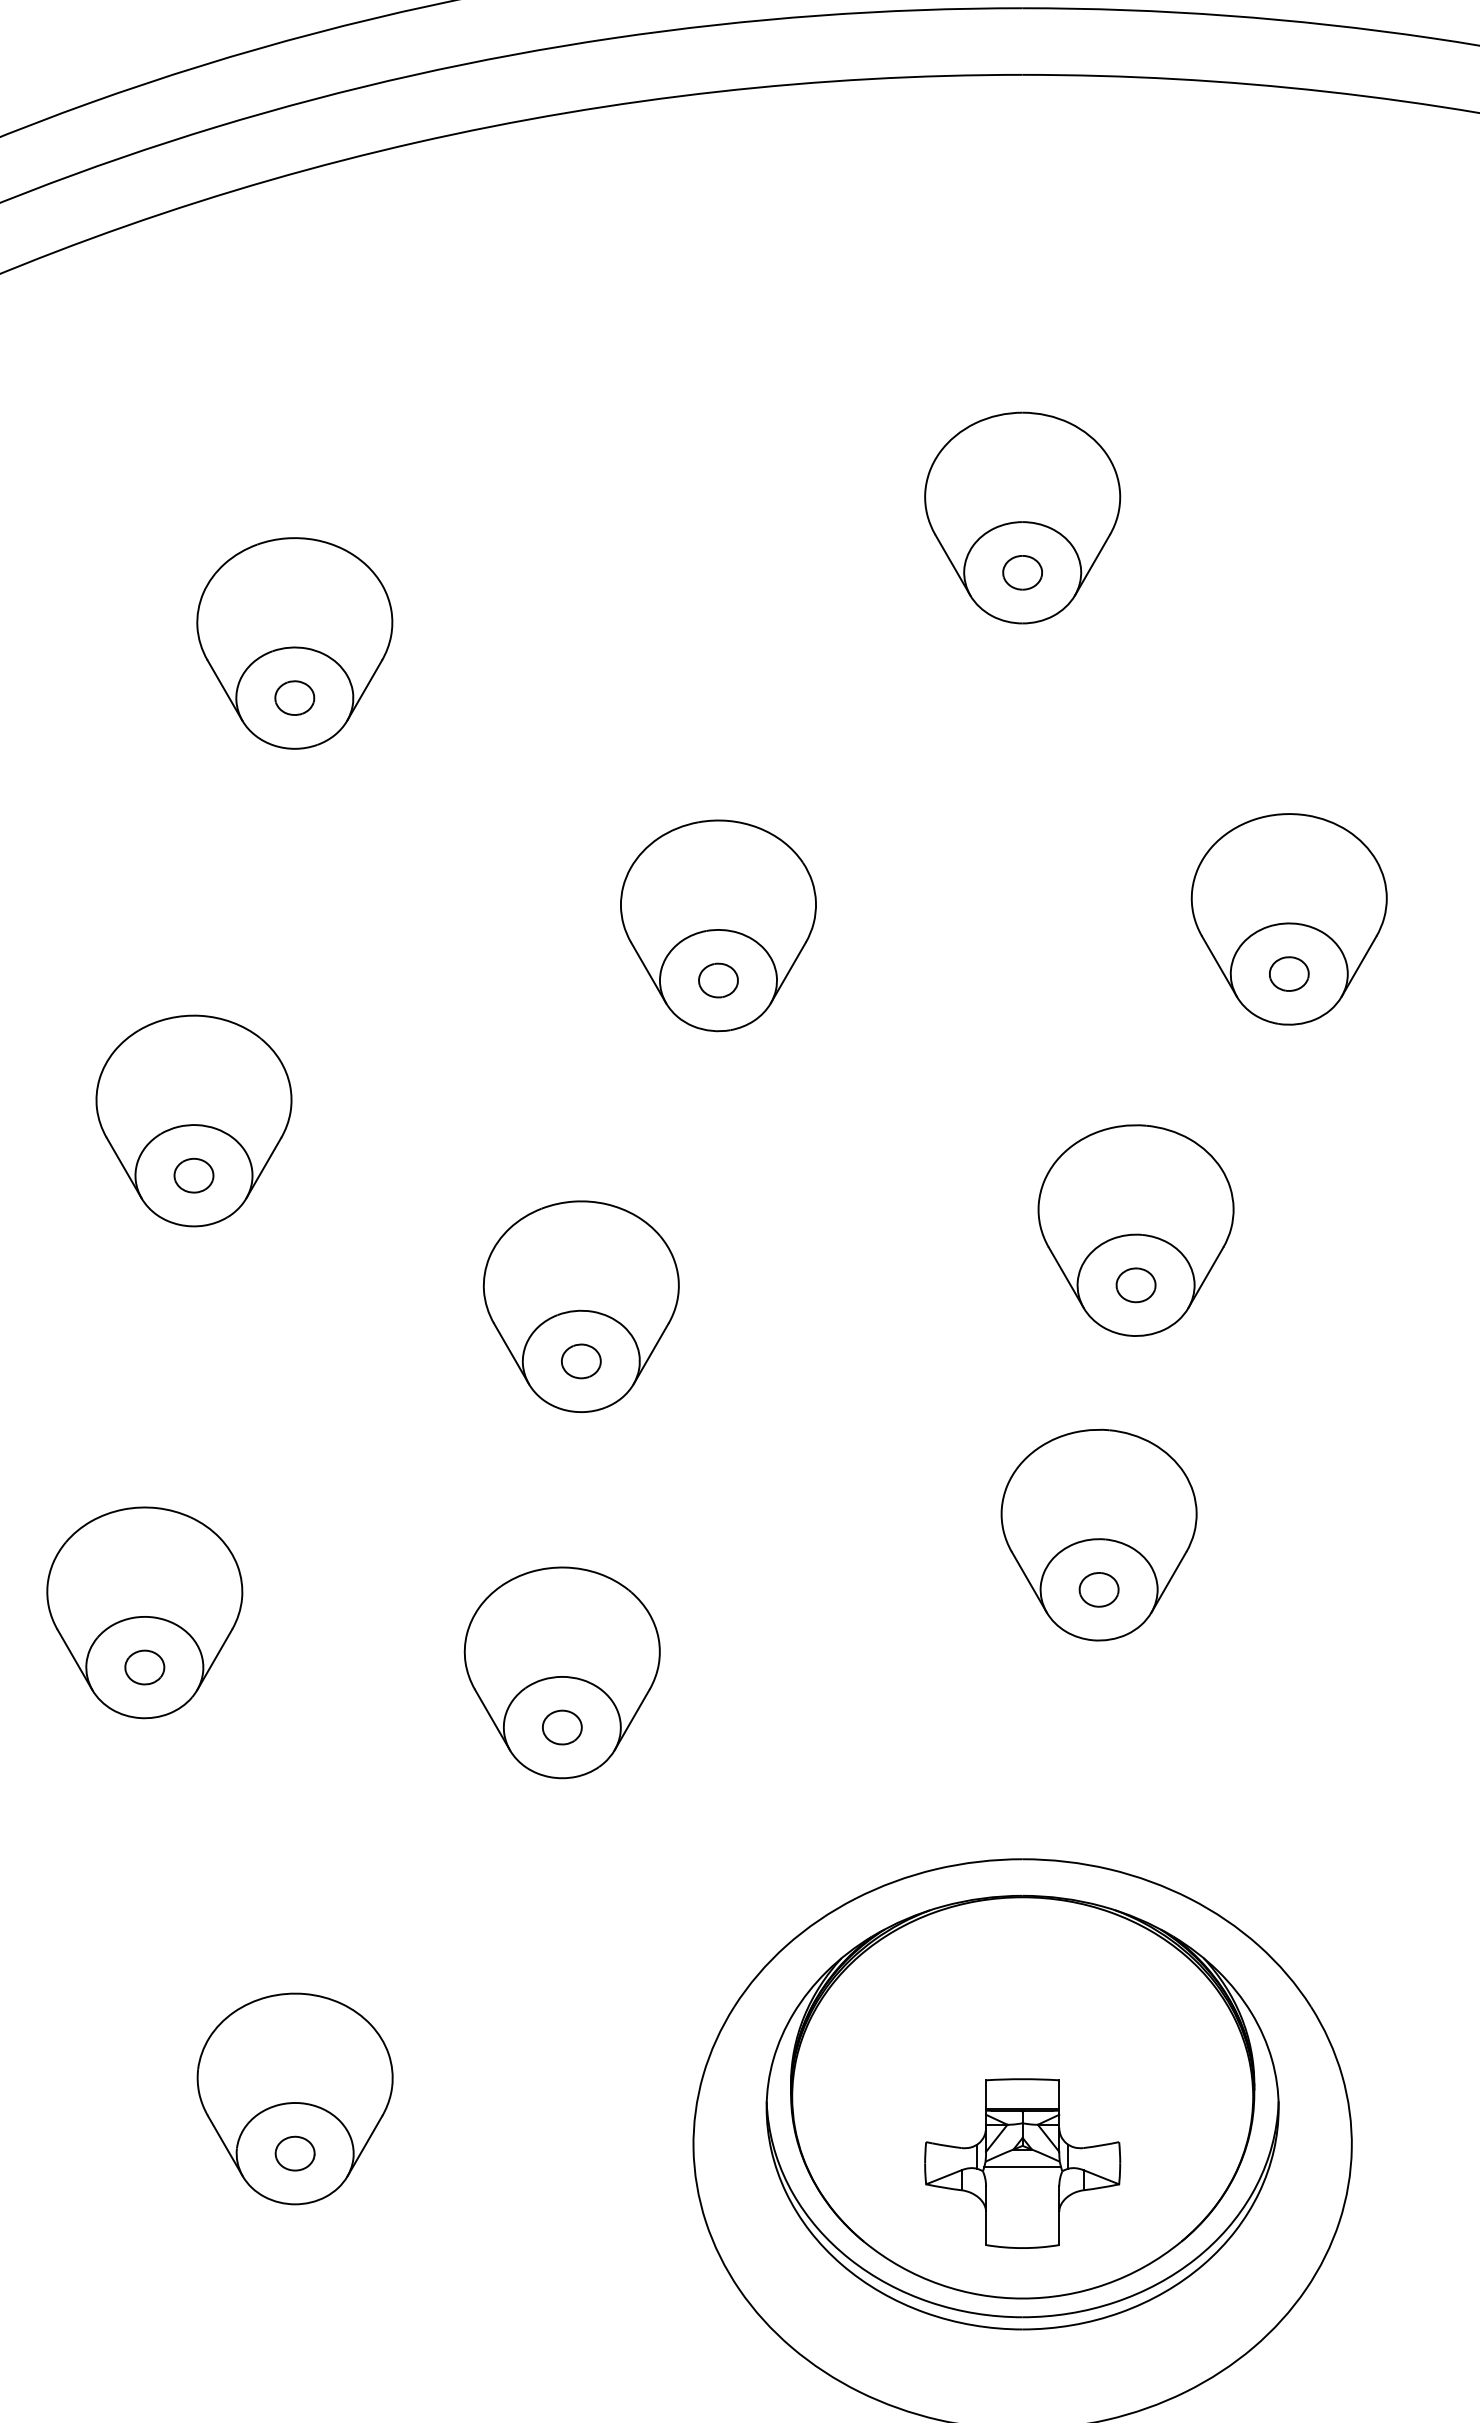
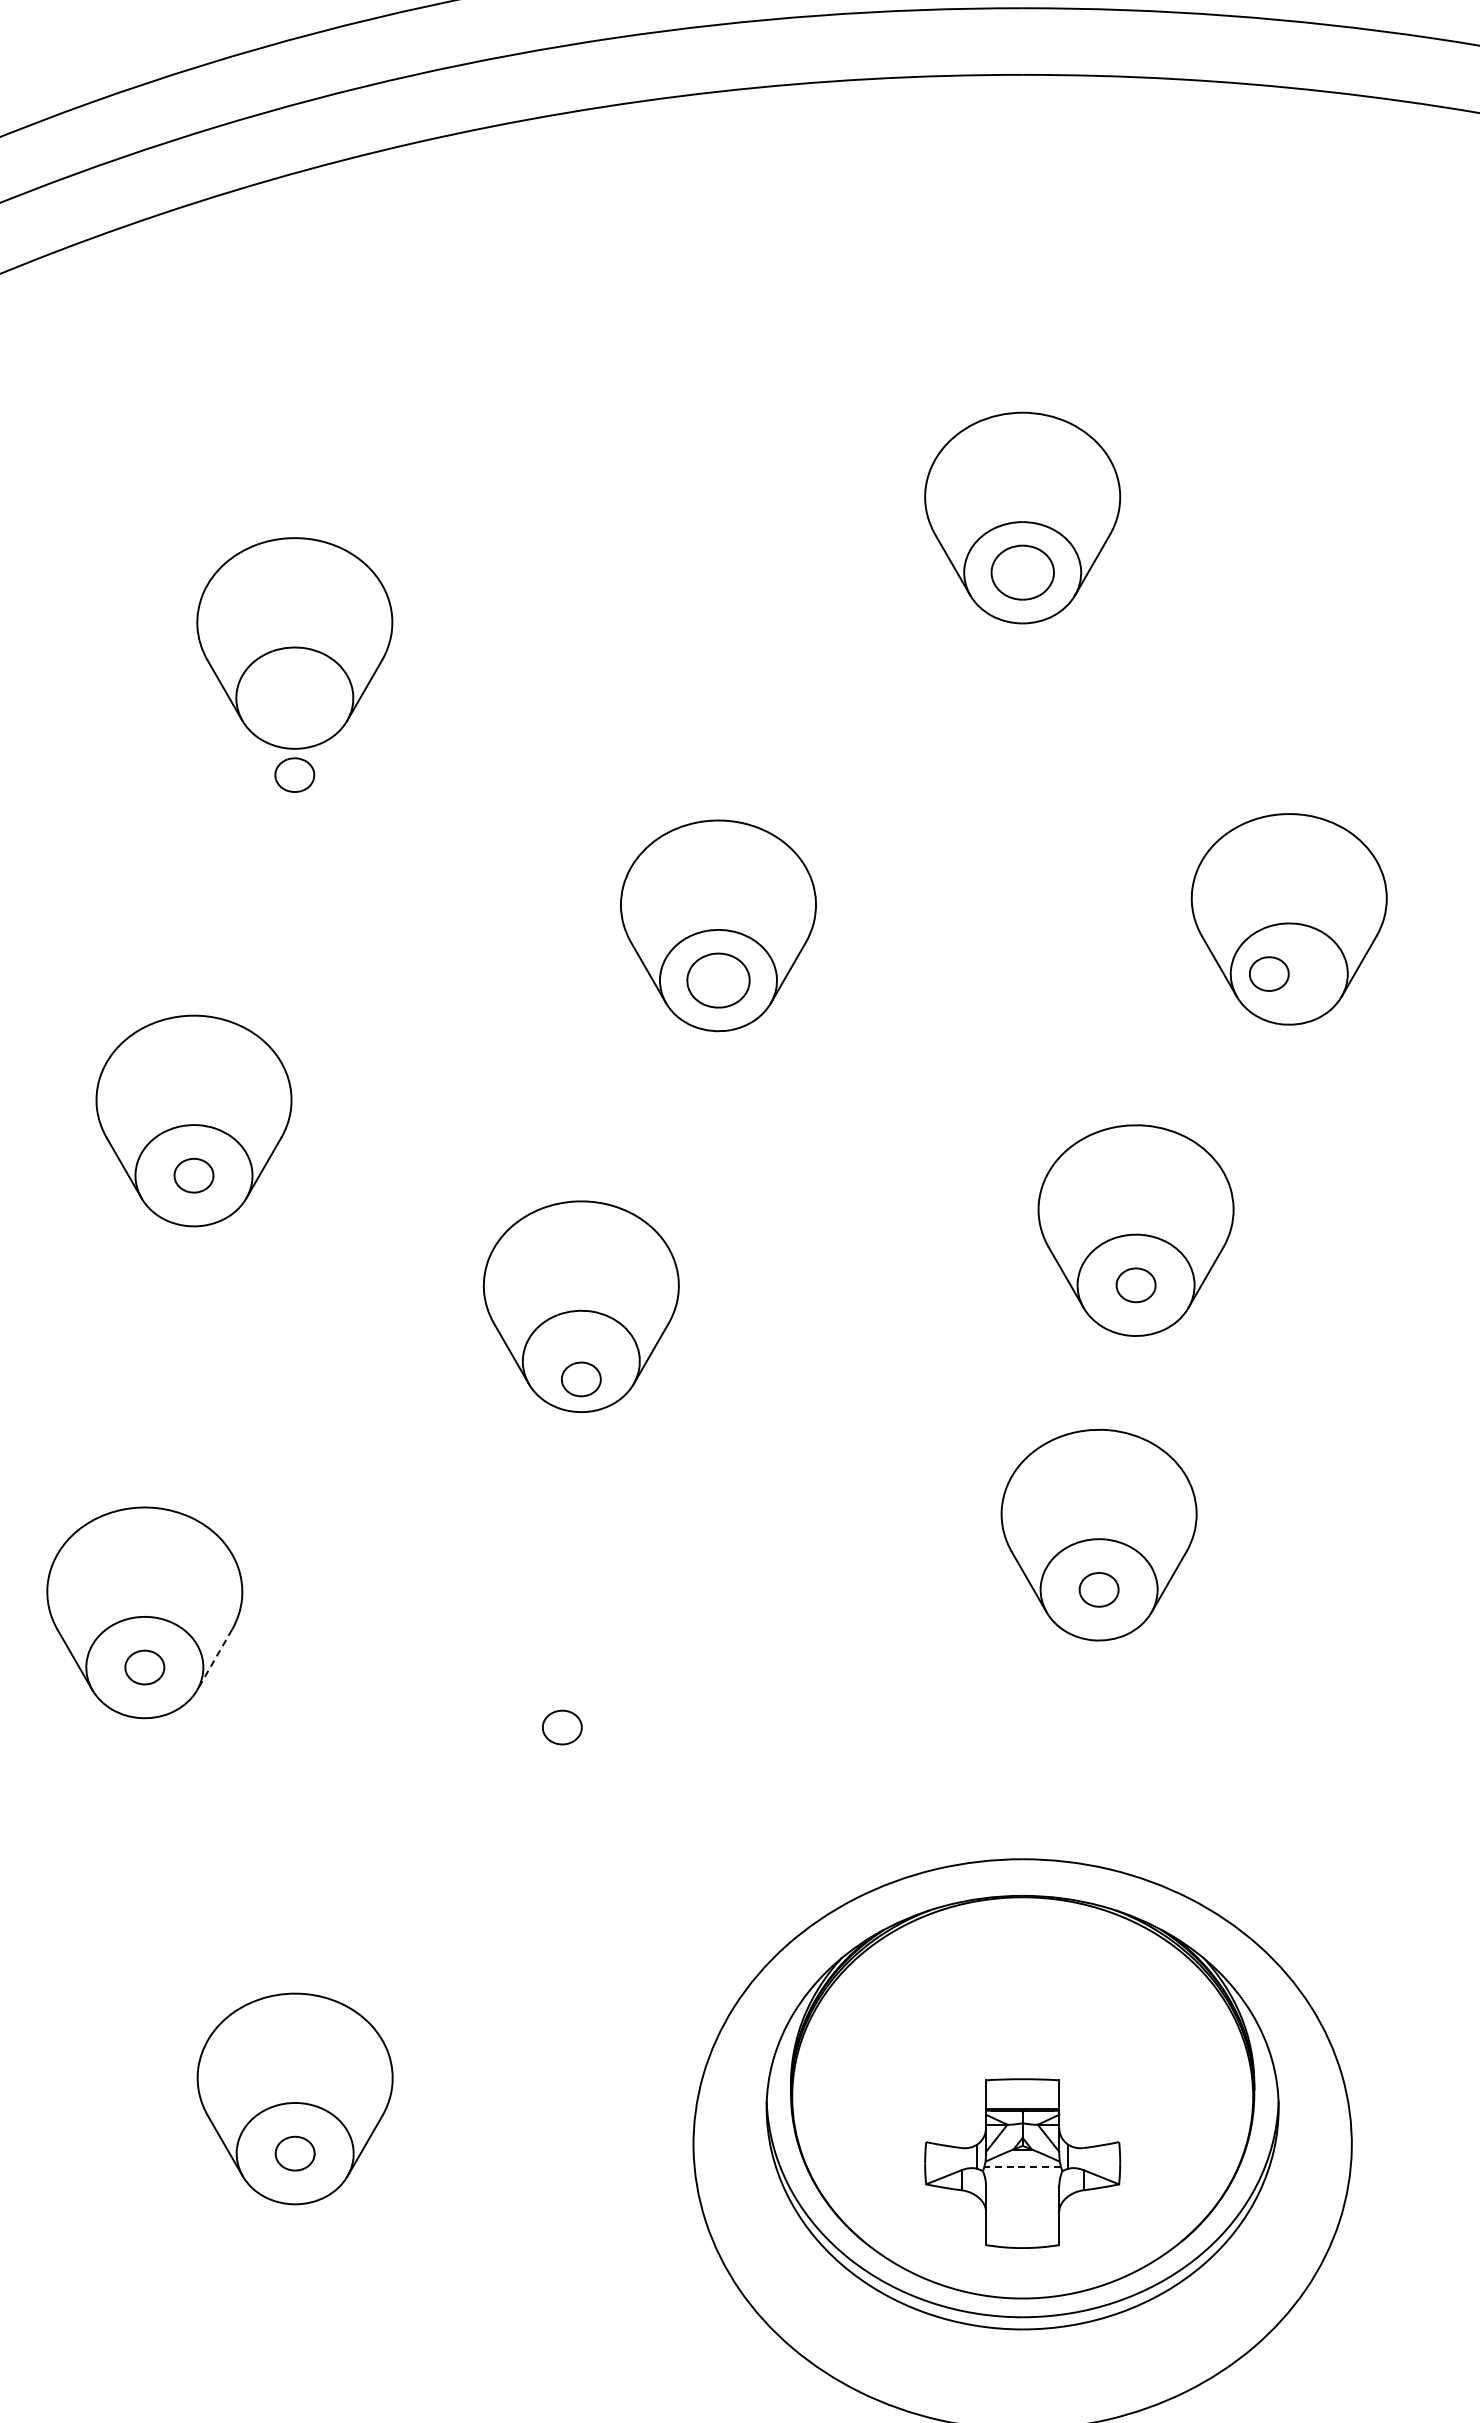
part size: 41x36 px -> 65x57 px (1022, 572)
part position: (294, 697) -> (294, 774) (294, 774)
part position: (1289, 973) -> (1269, 973) (1269, 973)
part size: 41x37 px -> 65x57 px (718, 980)
part position: (581, 1361) -> (581, 1379) (581, 1379)
line: solid -> dashed (214, 1659)
part: present -> none (561, 1672)
line: solid -> dashed (1022, 2167)
